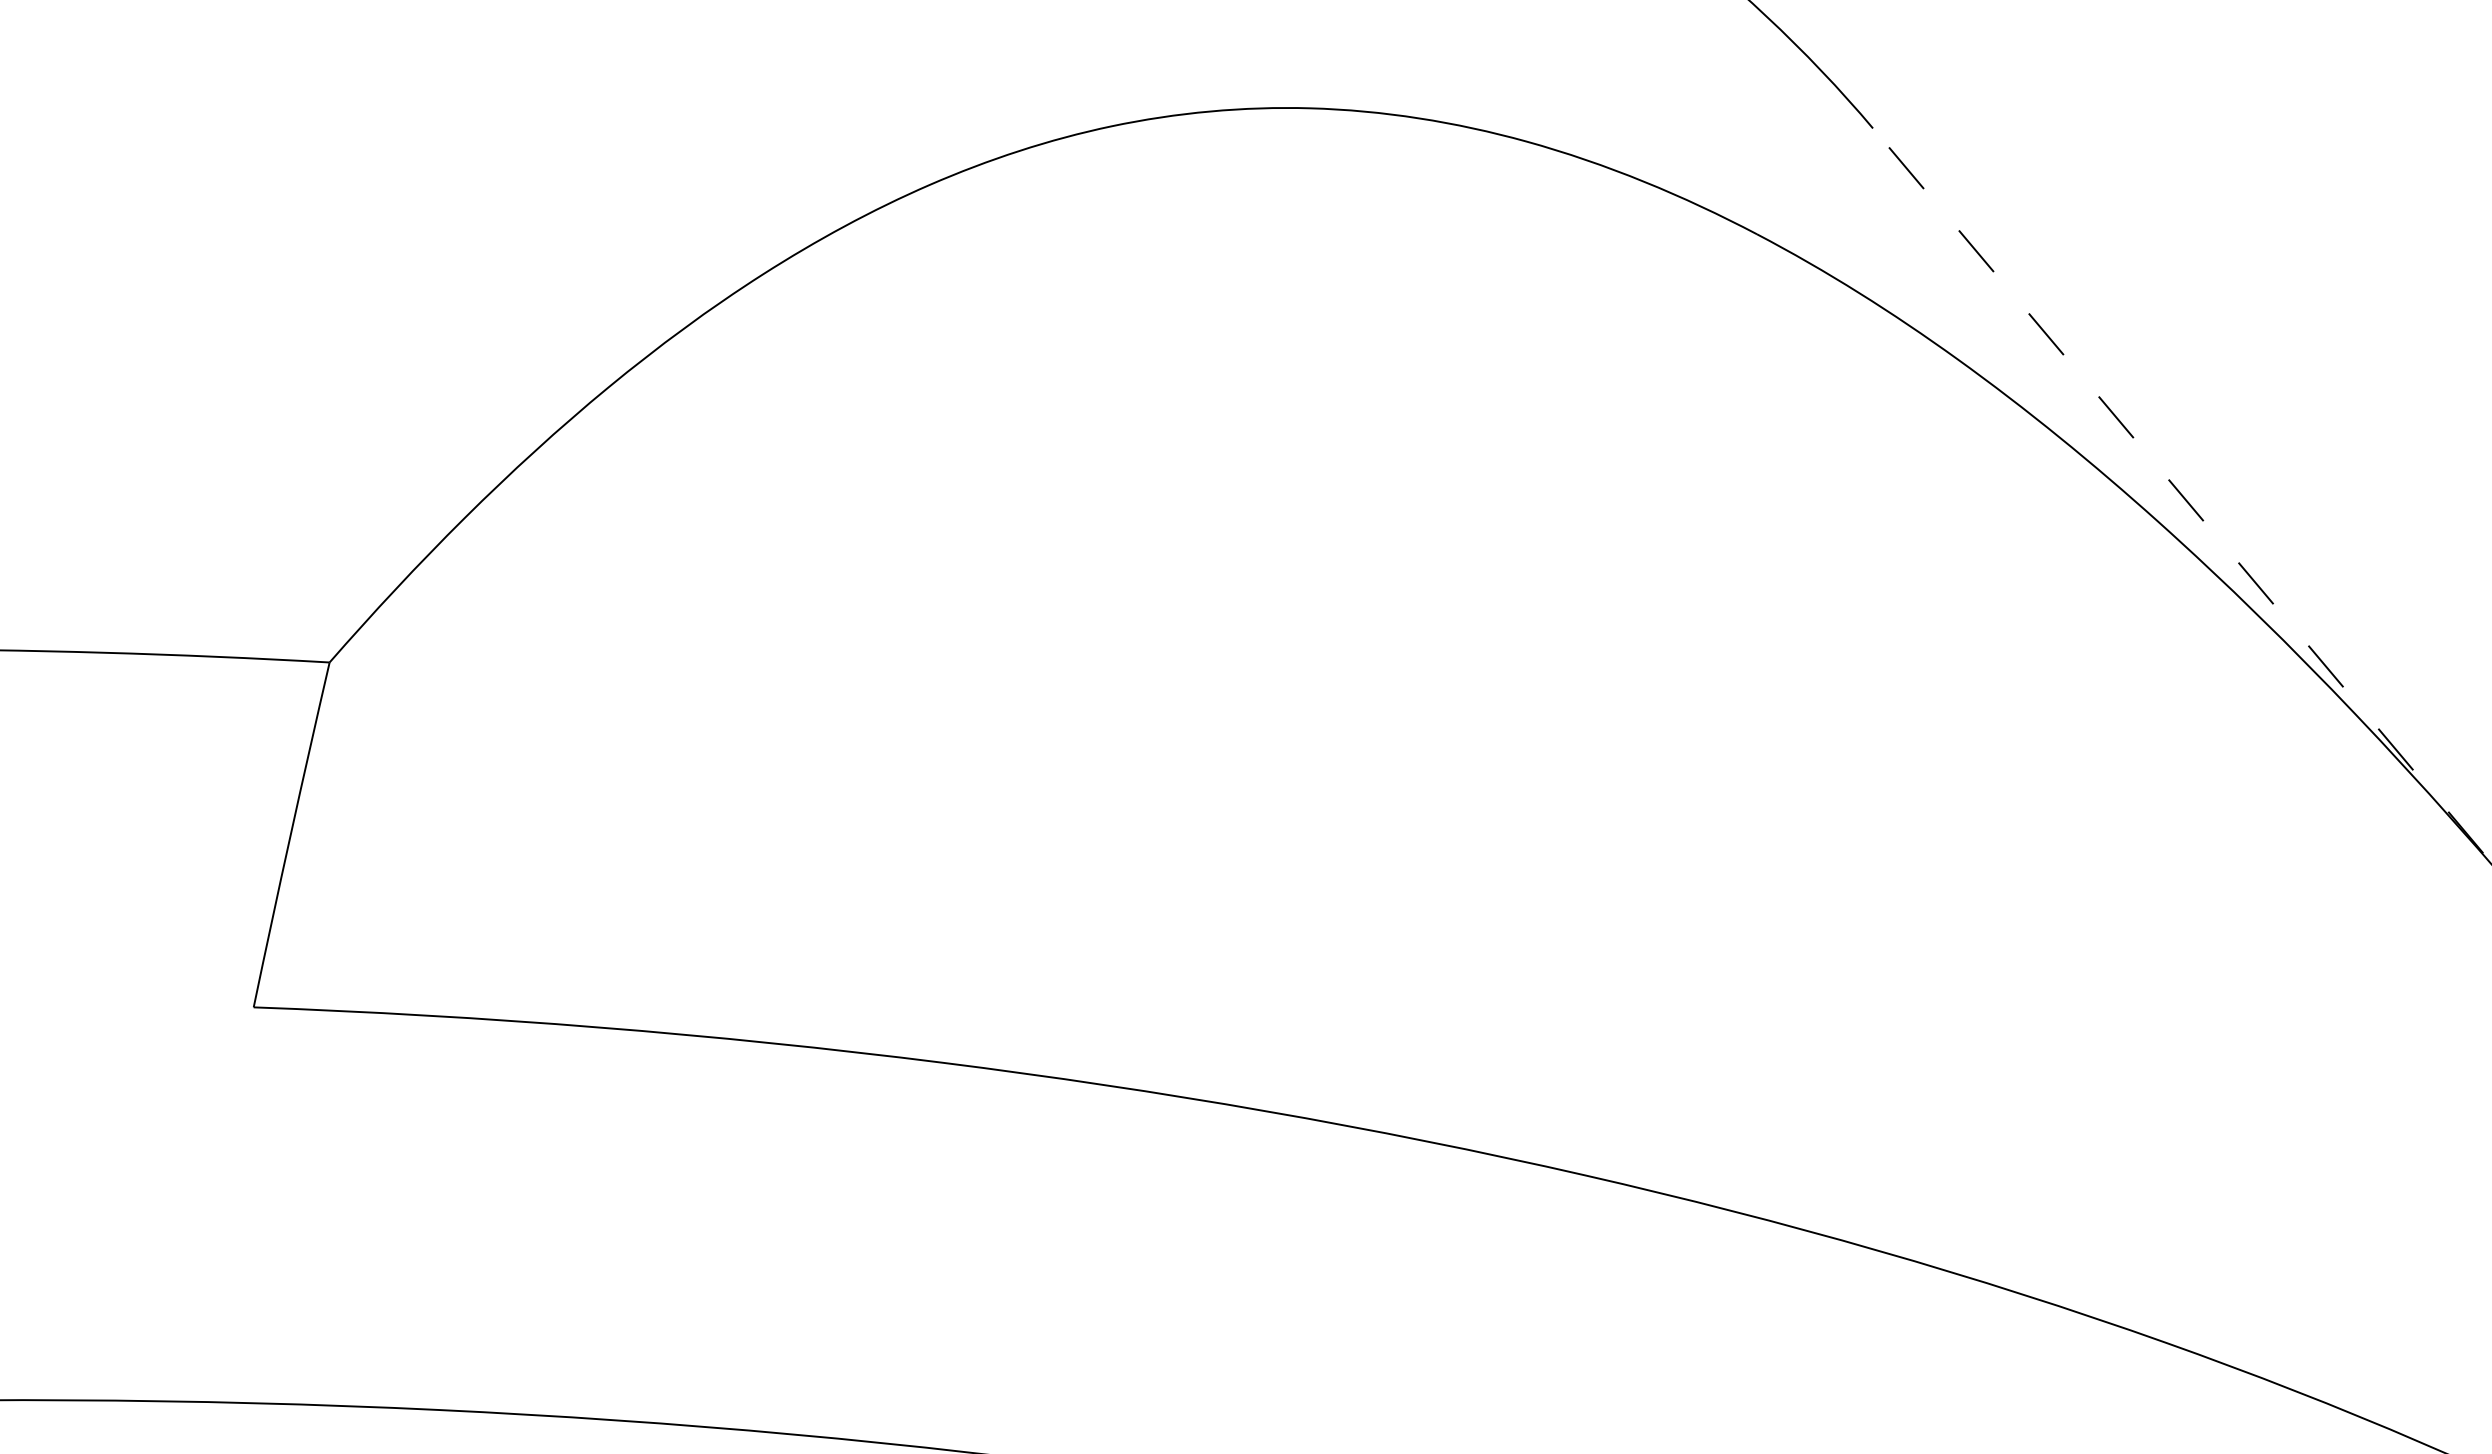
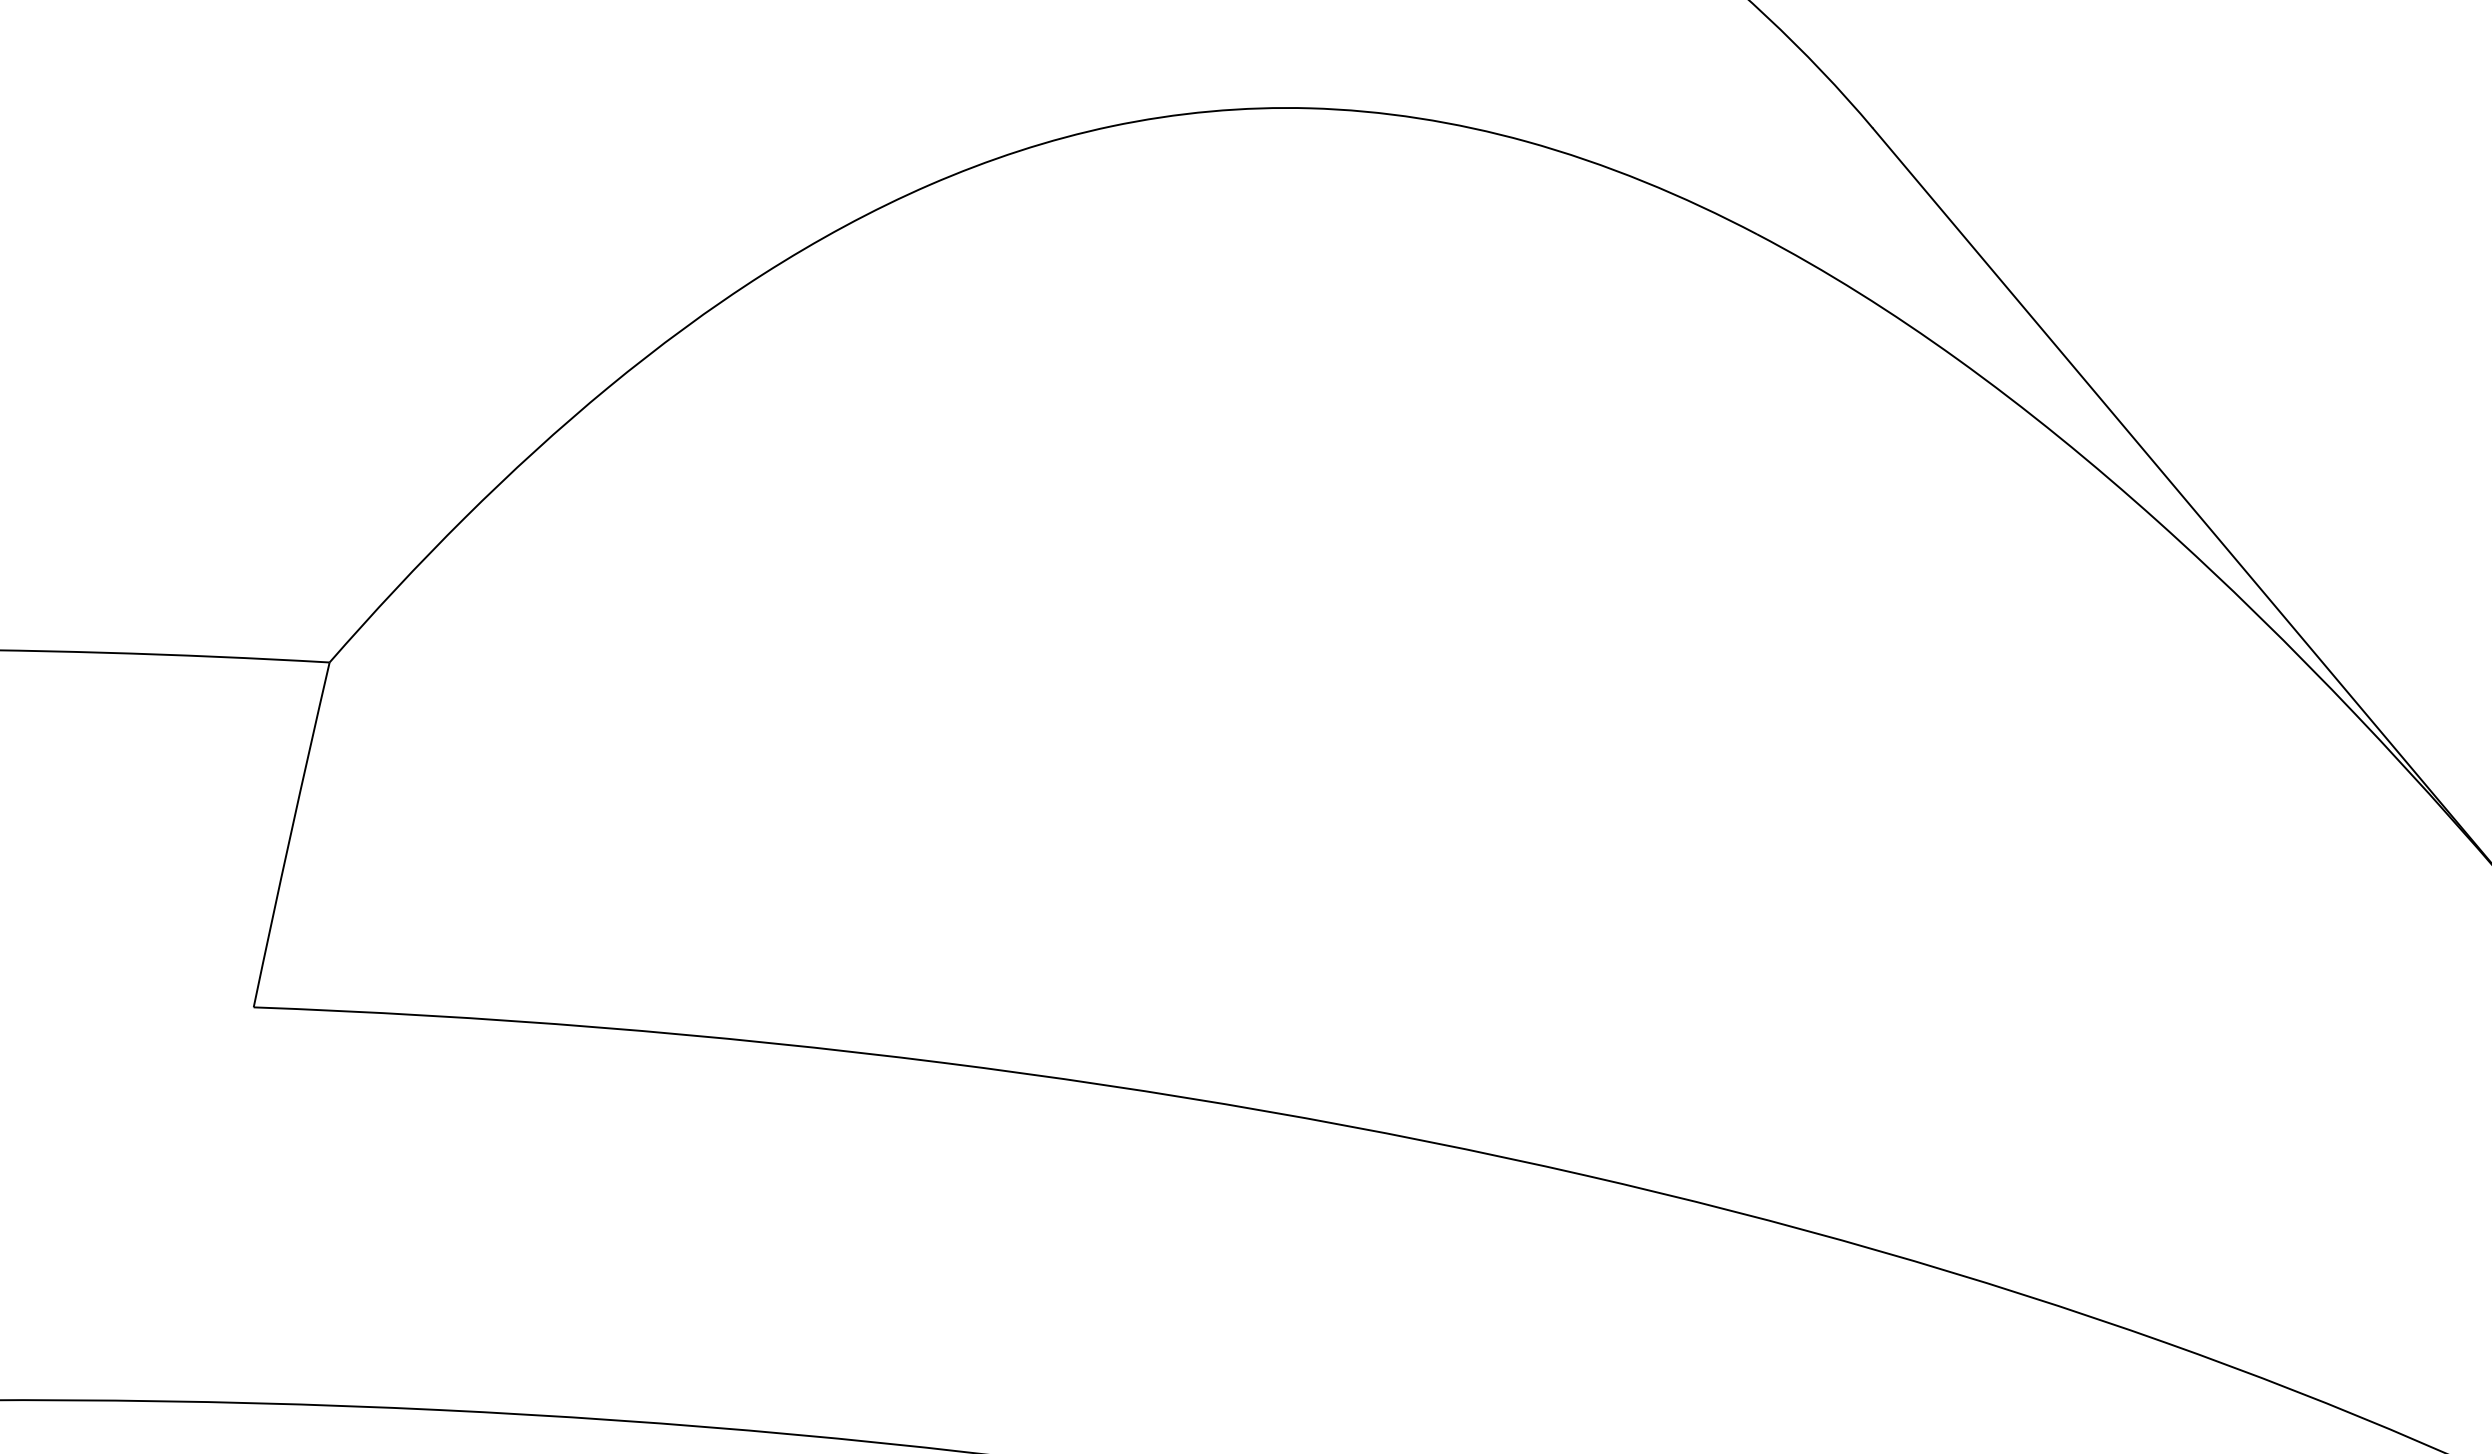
line: dashed -> solid (2181, 495)
